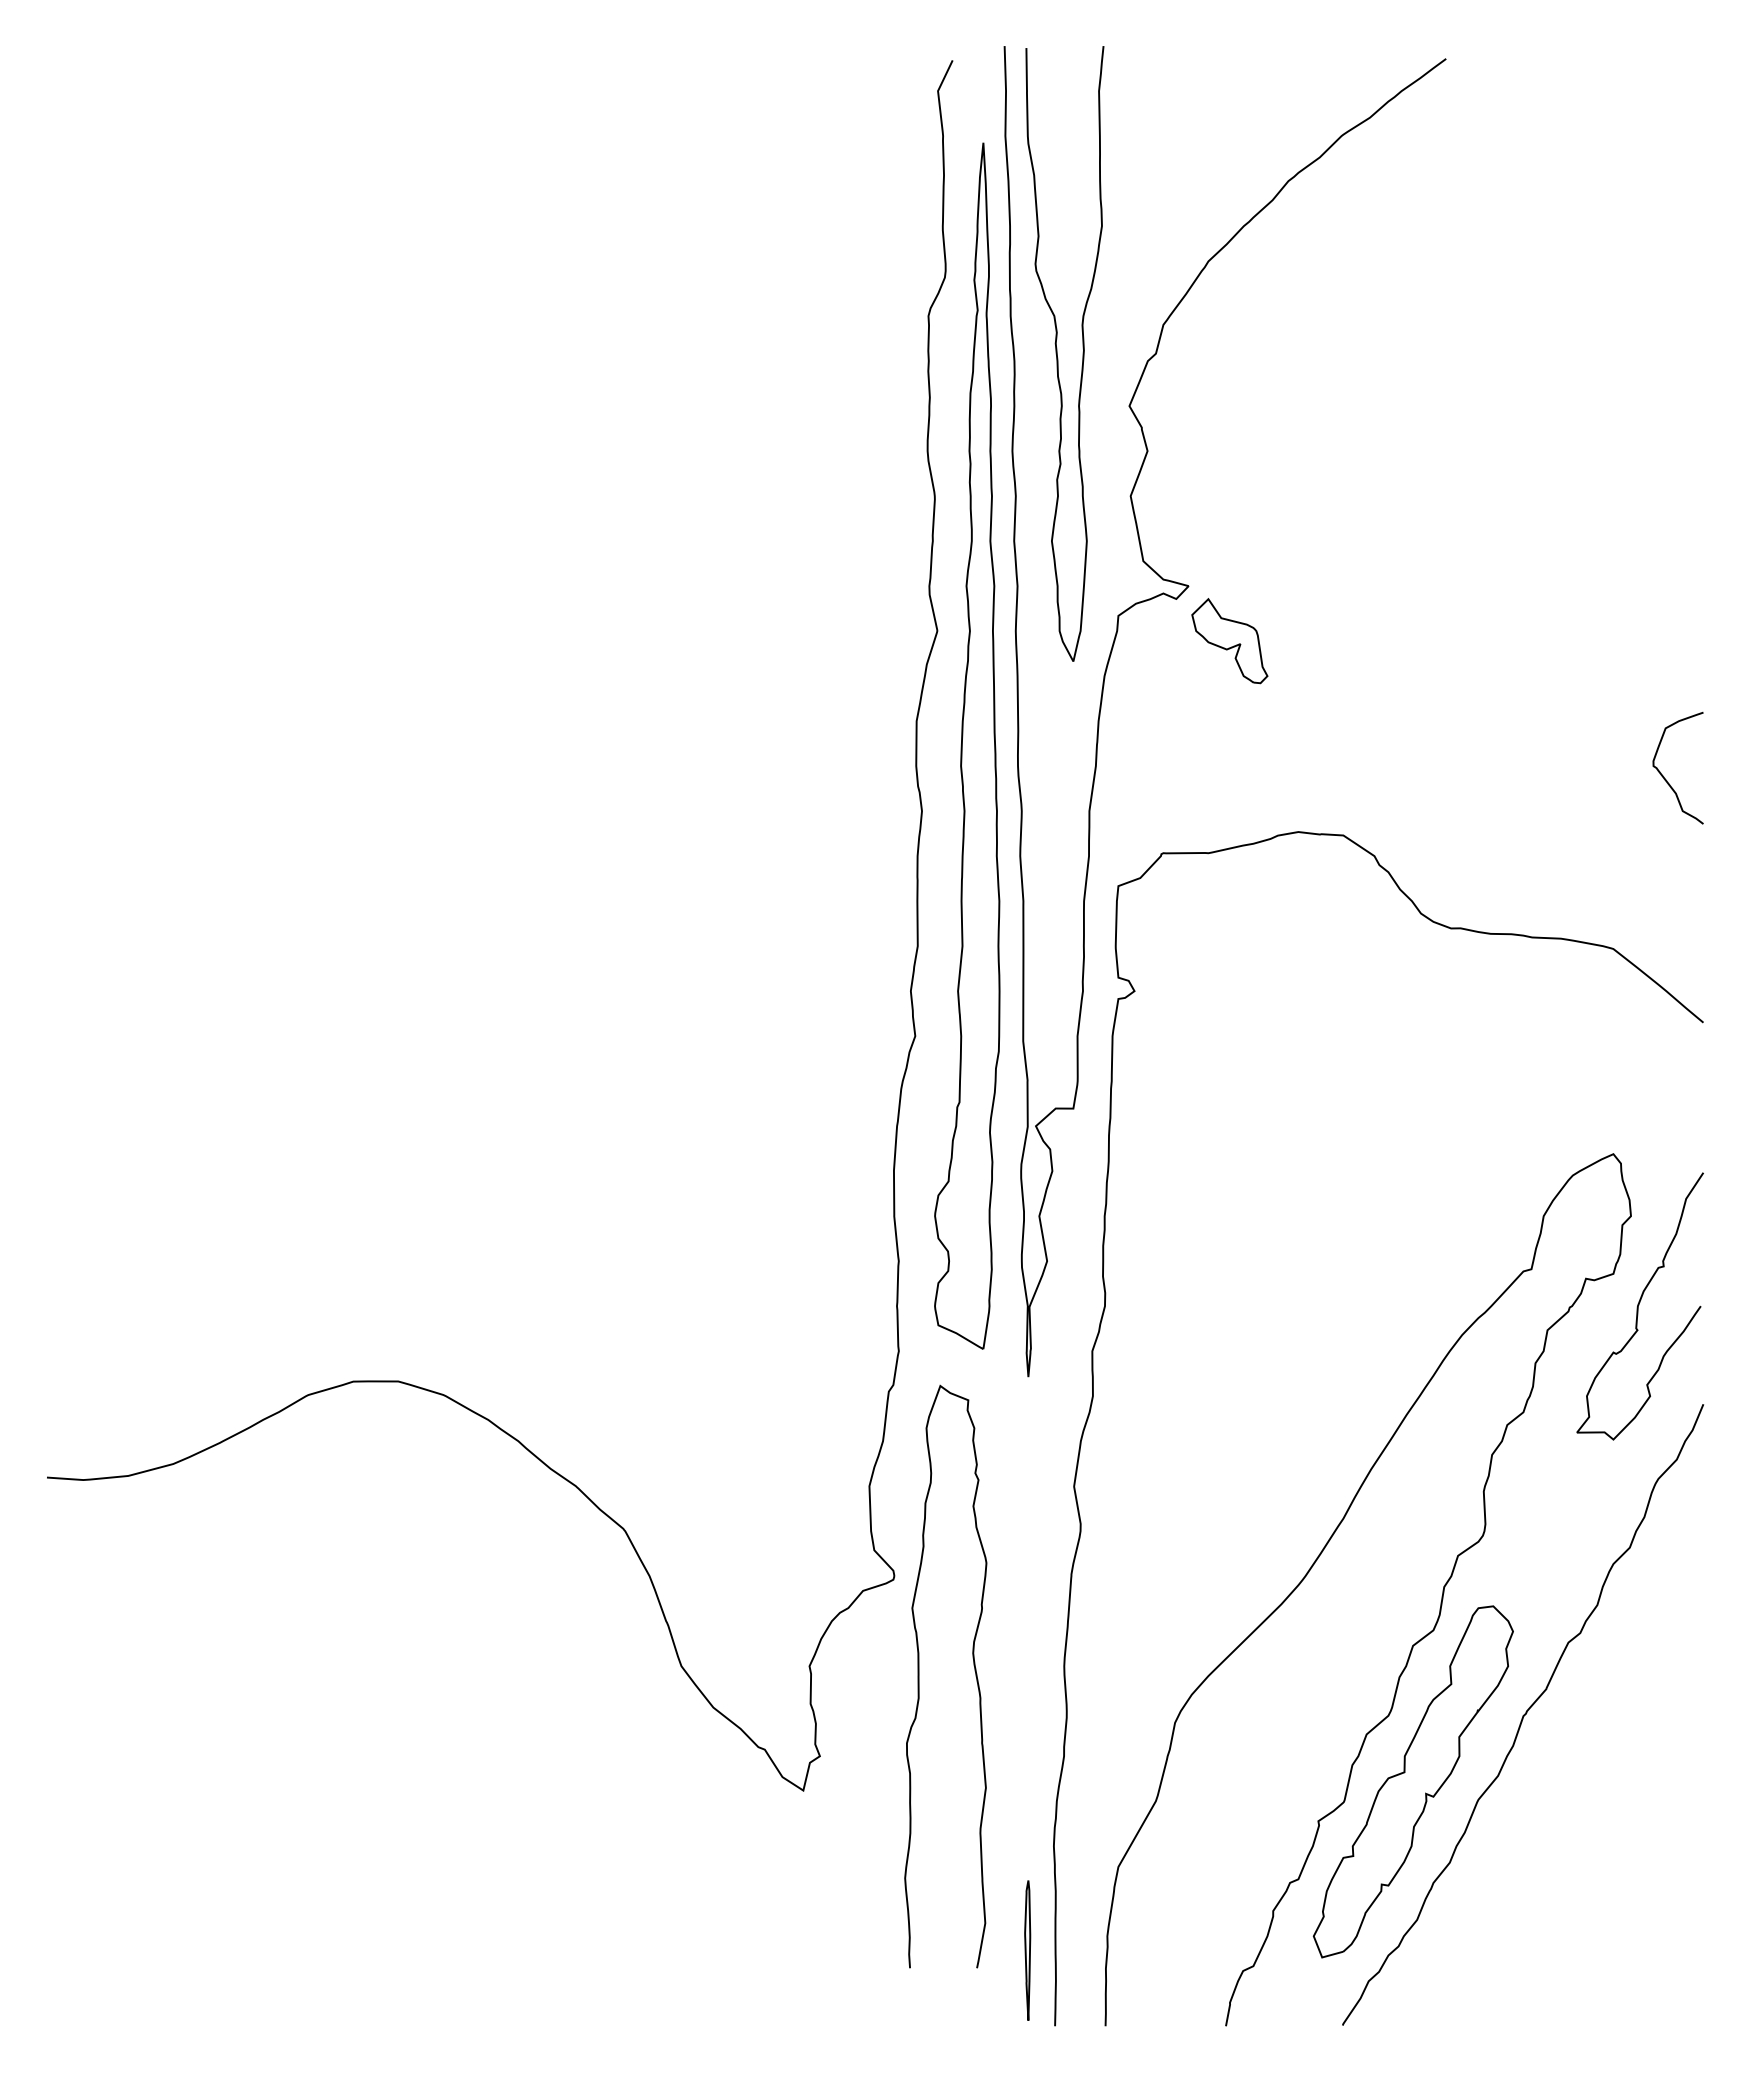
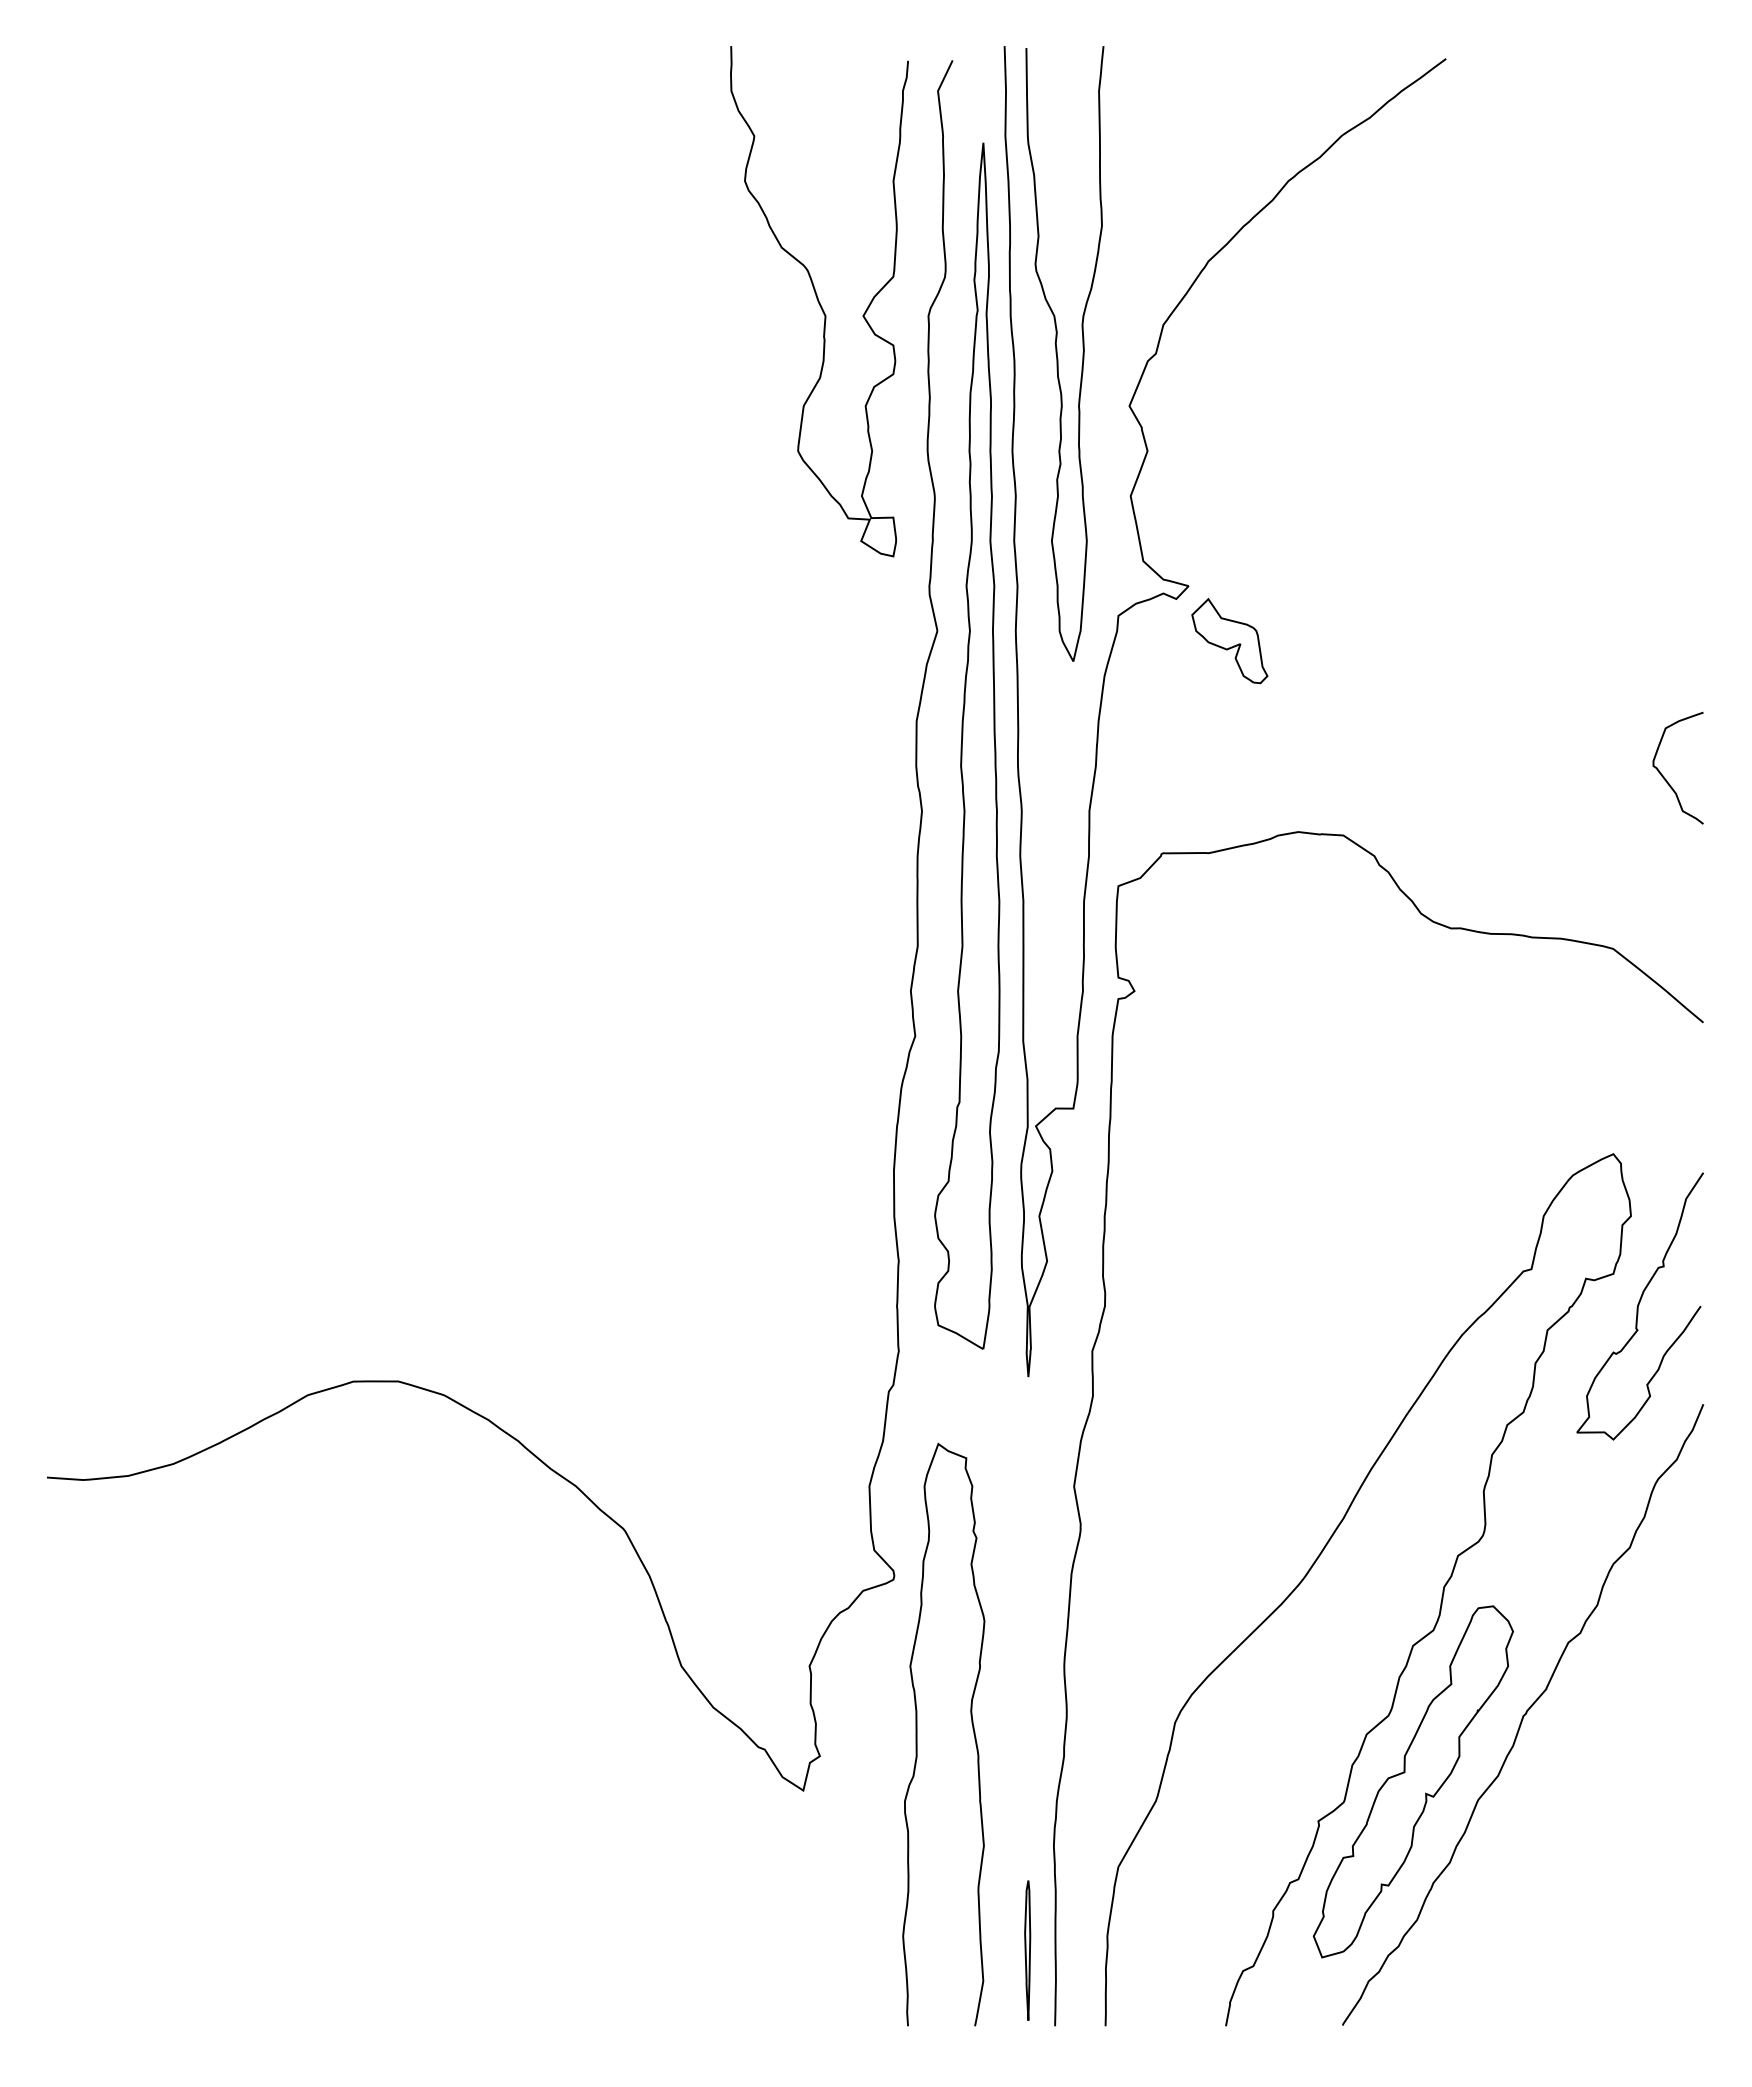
curve: none -> present (819, 301)
curve position: (919, 1676) -> (917, 1734) (917, 1734)
